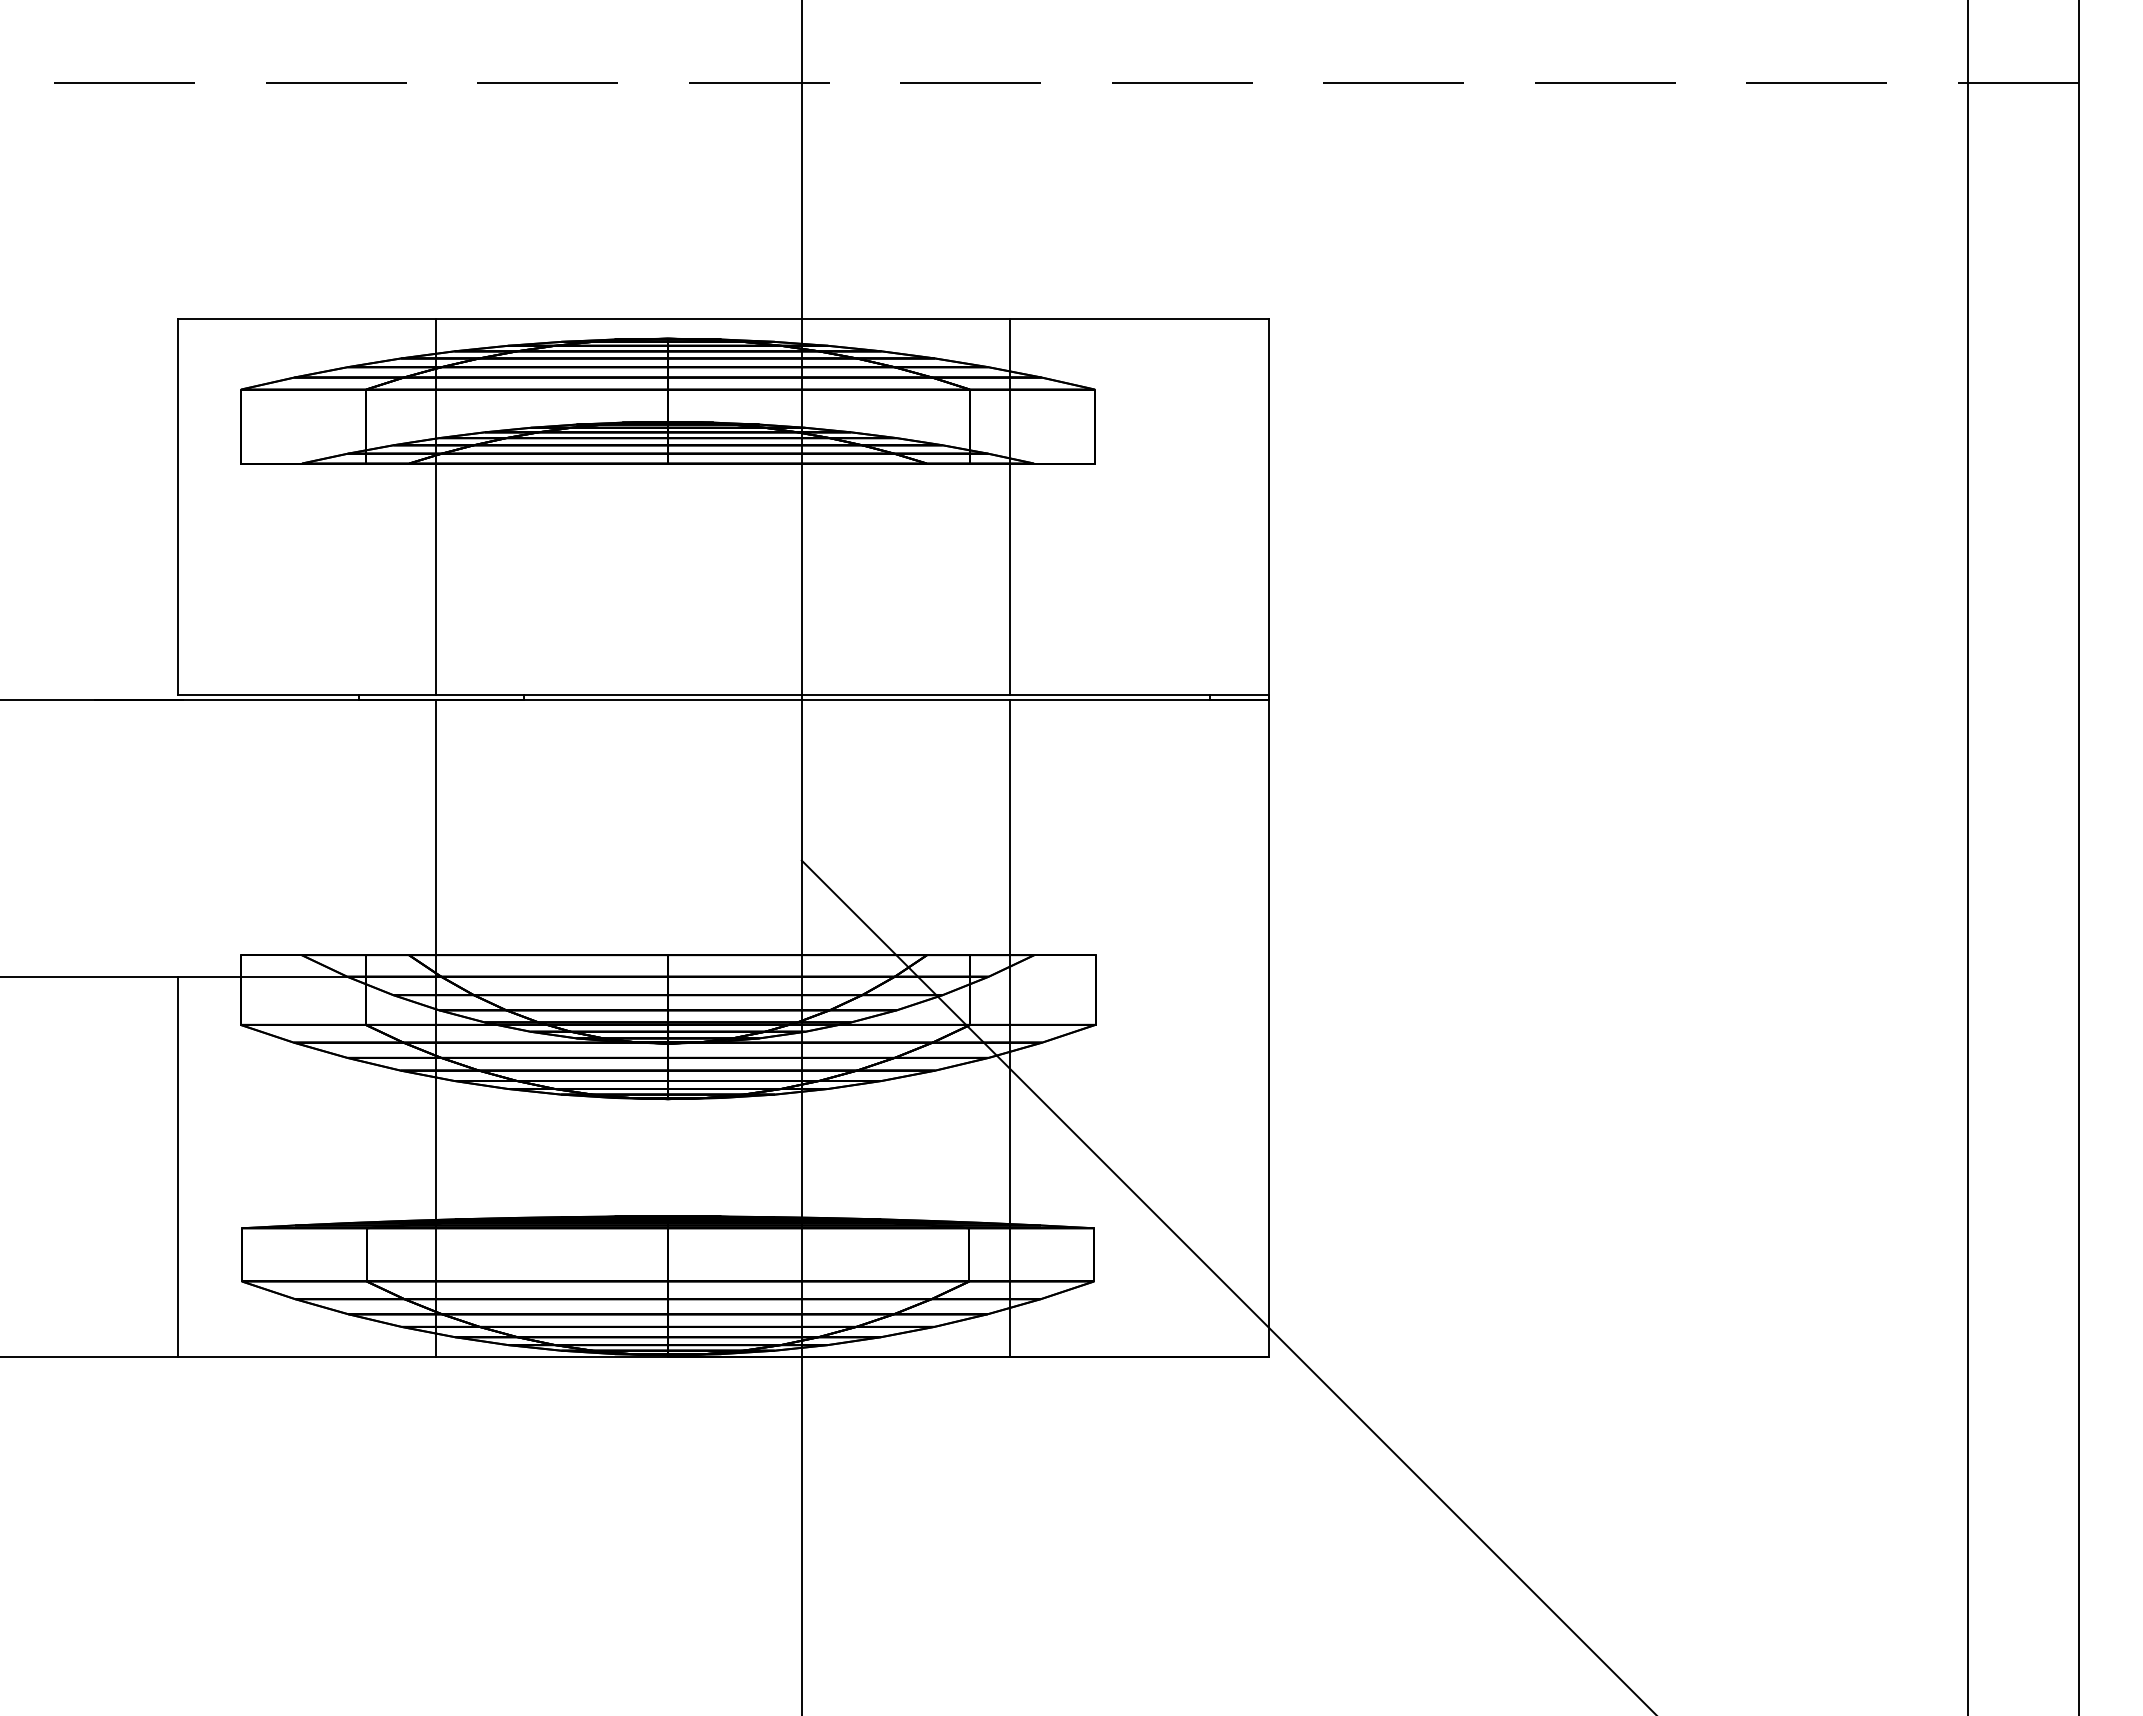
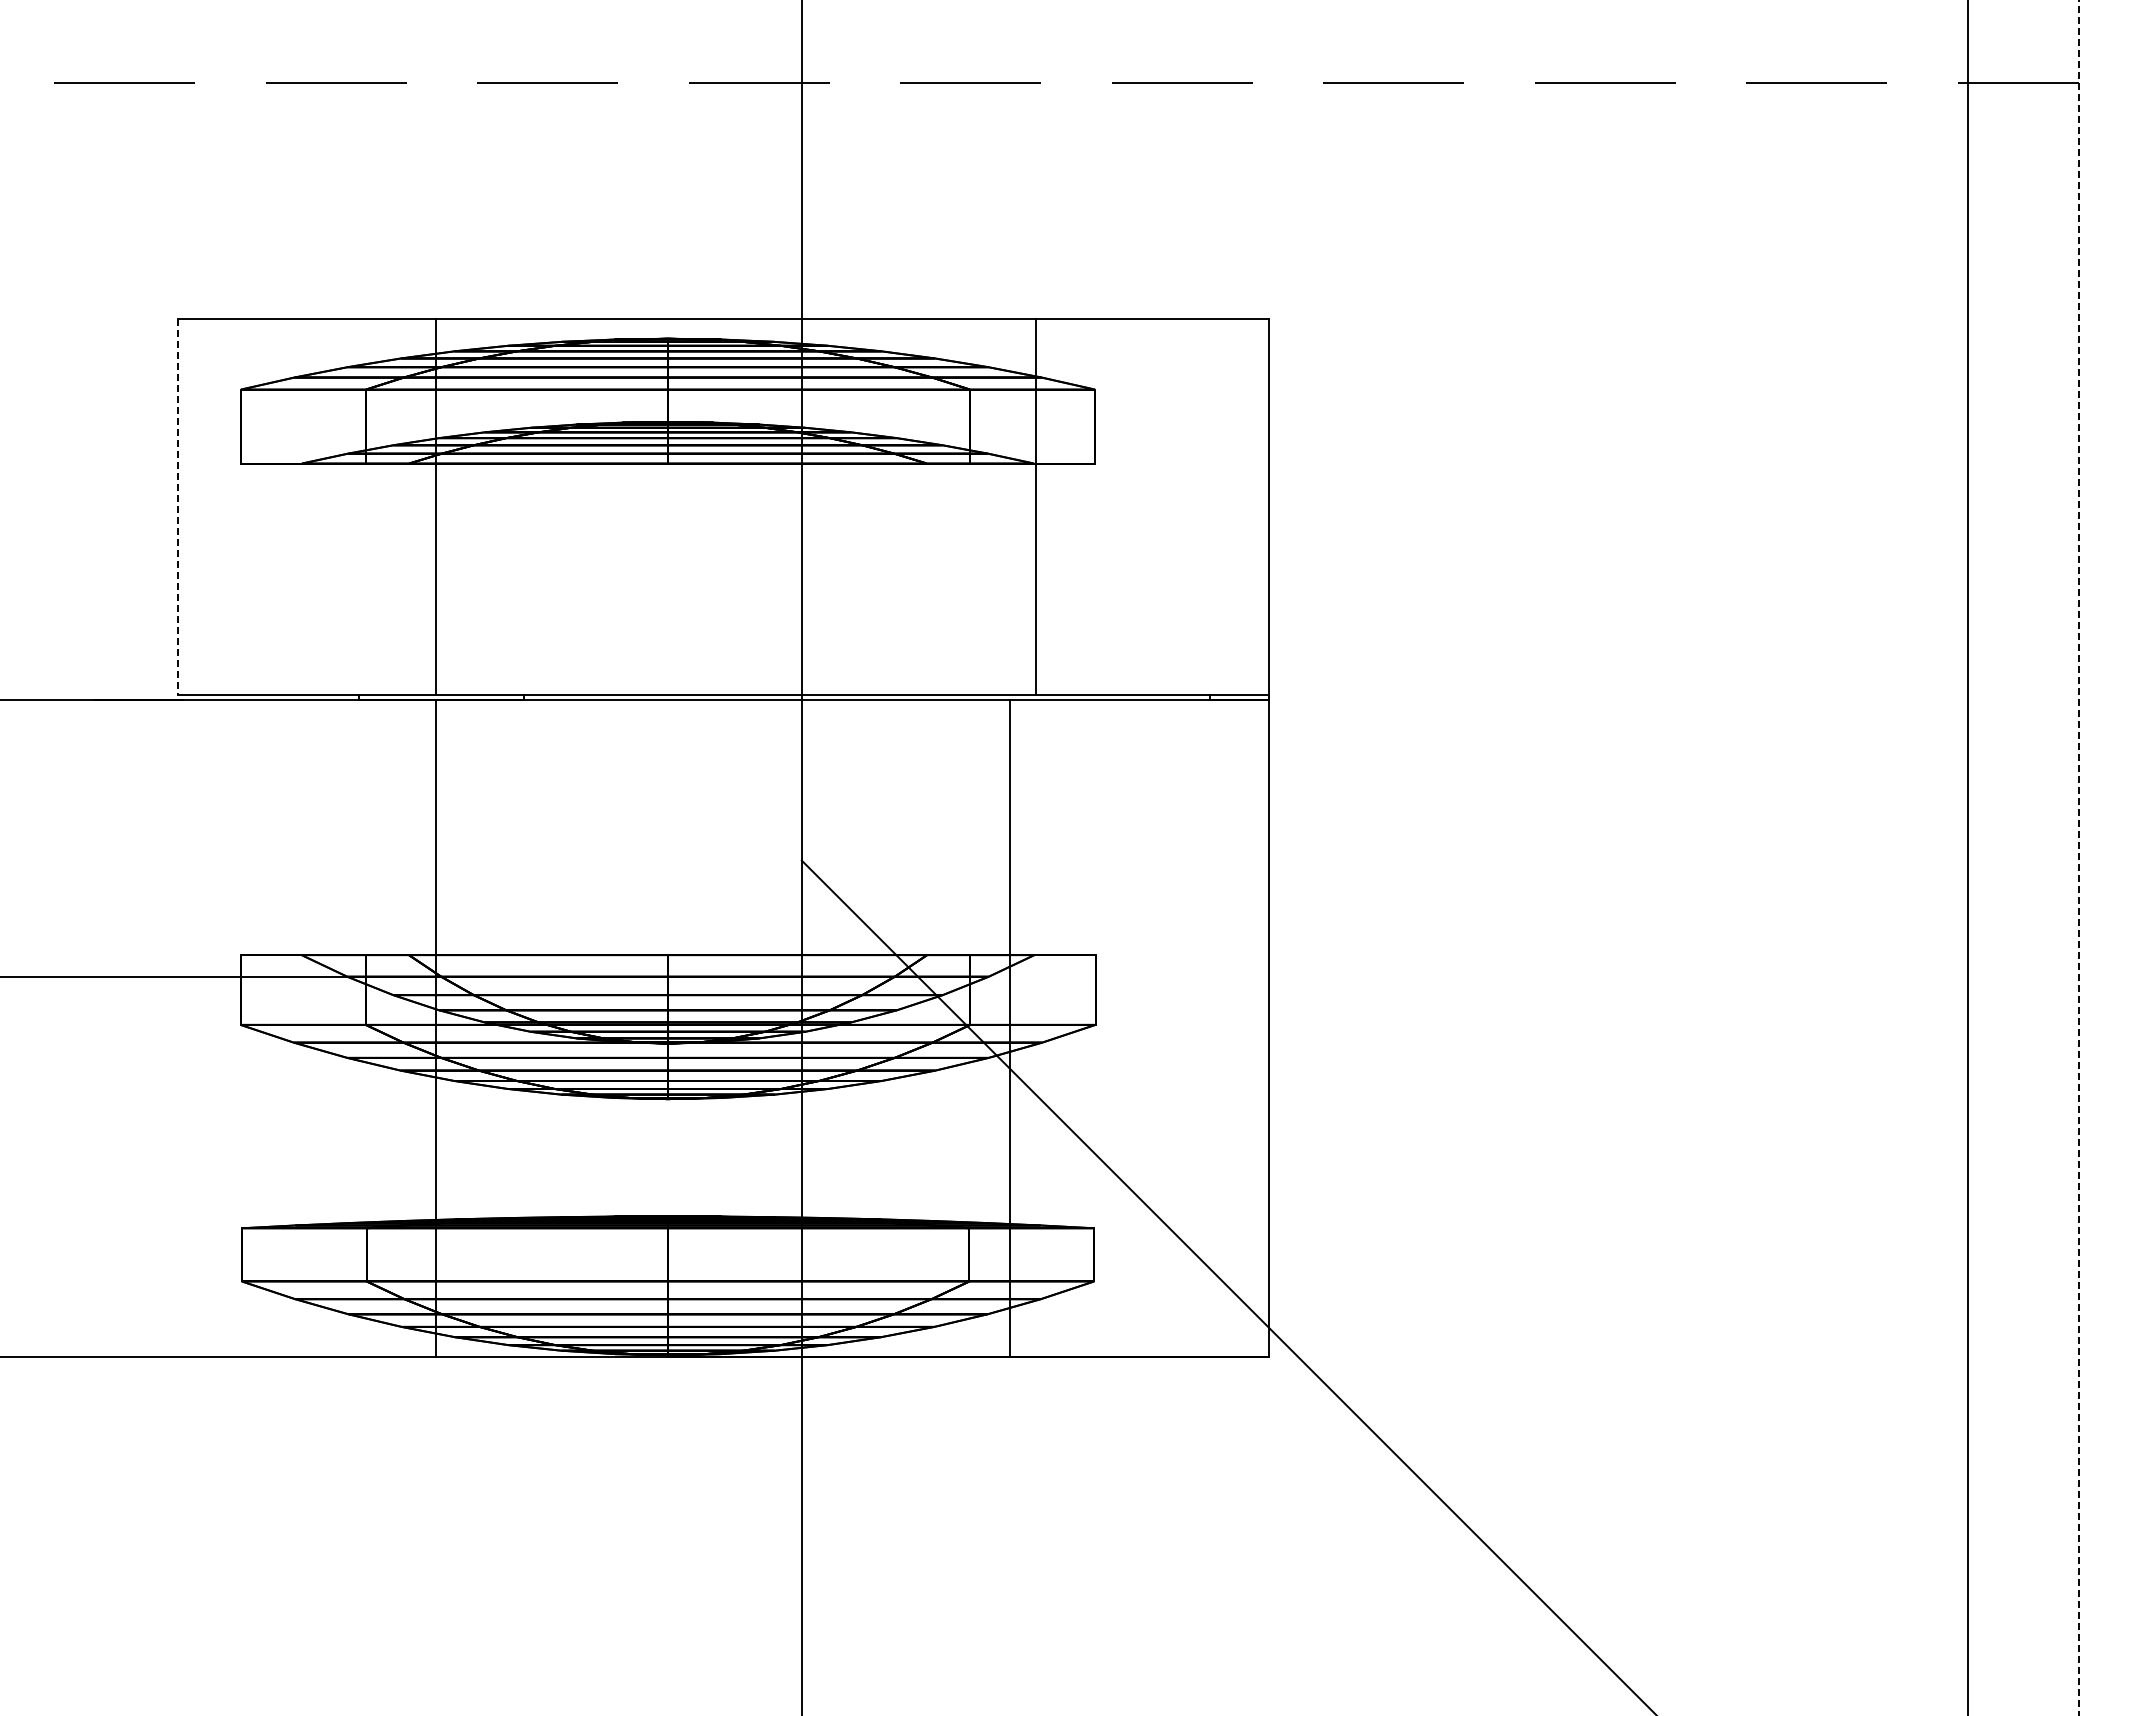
line: solid -> dashed (177, 506)
line position: (1010, 506) -> (1036, 506) (1036, 506)
line: solid -> dashed (2078, 858)
line: present -> none (177, 1166)
